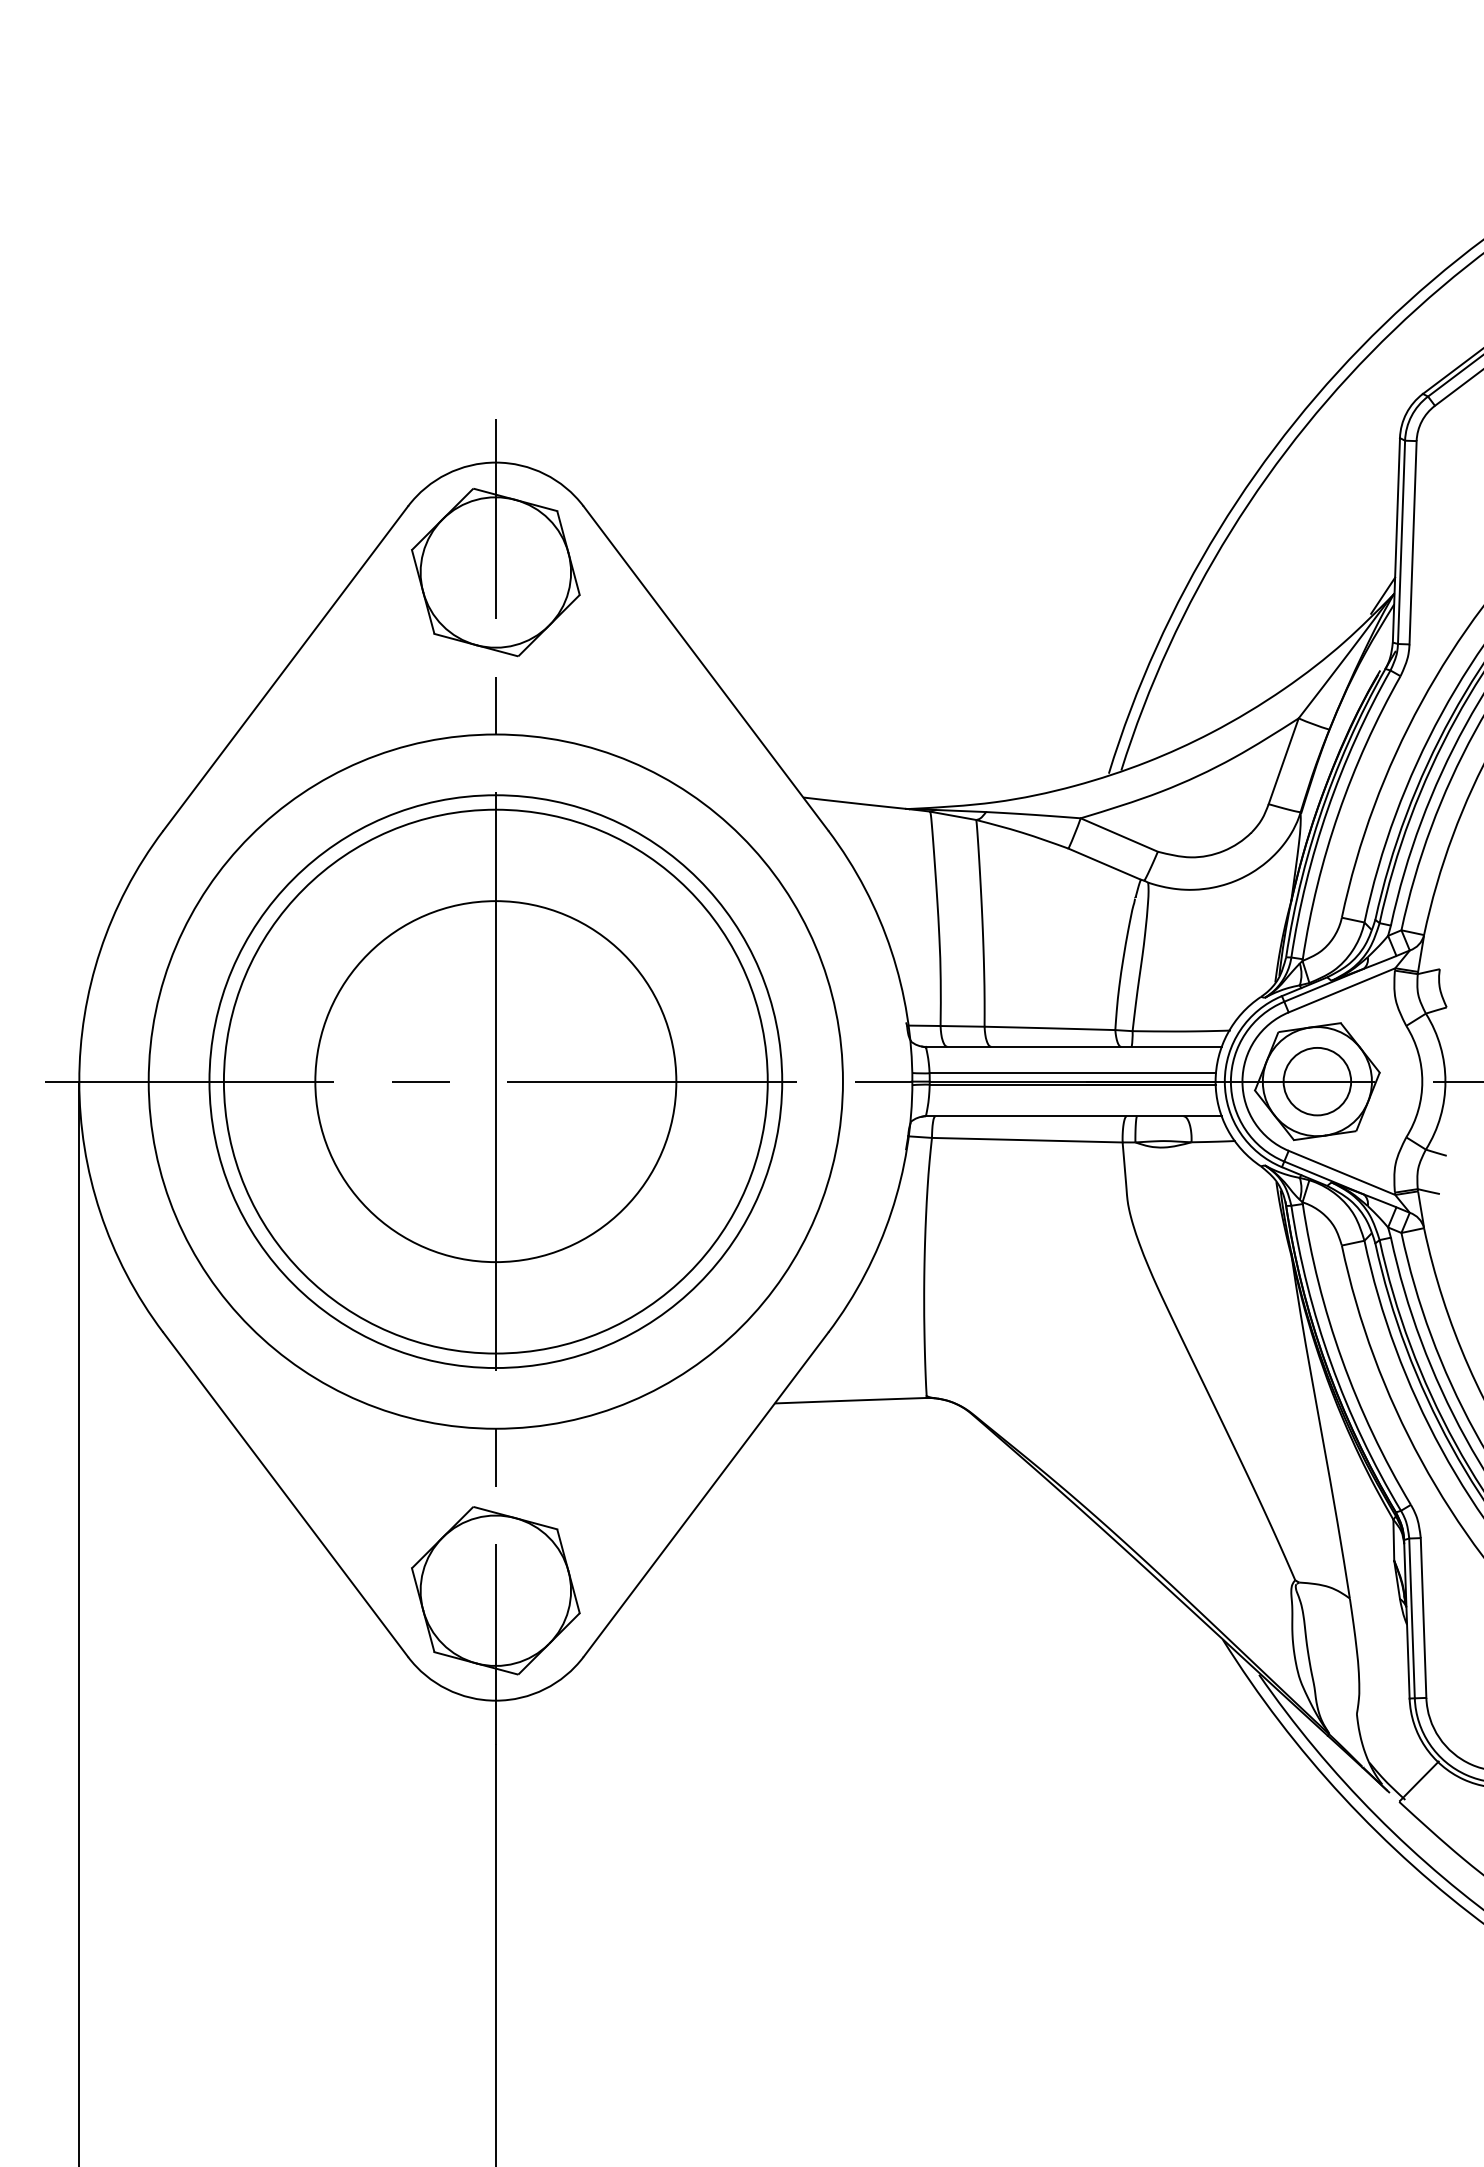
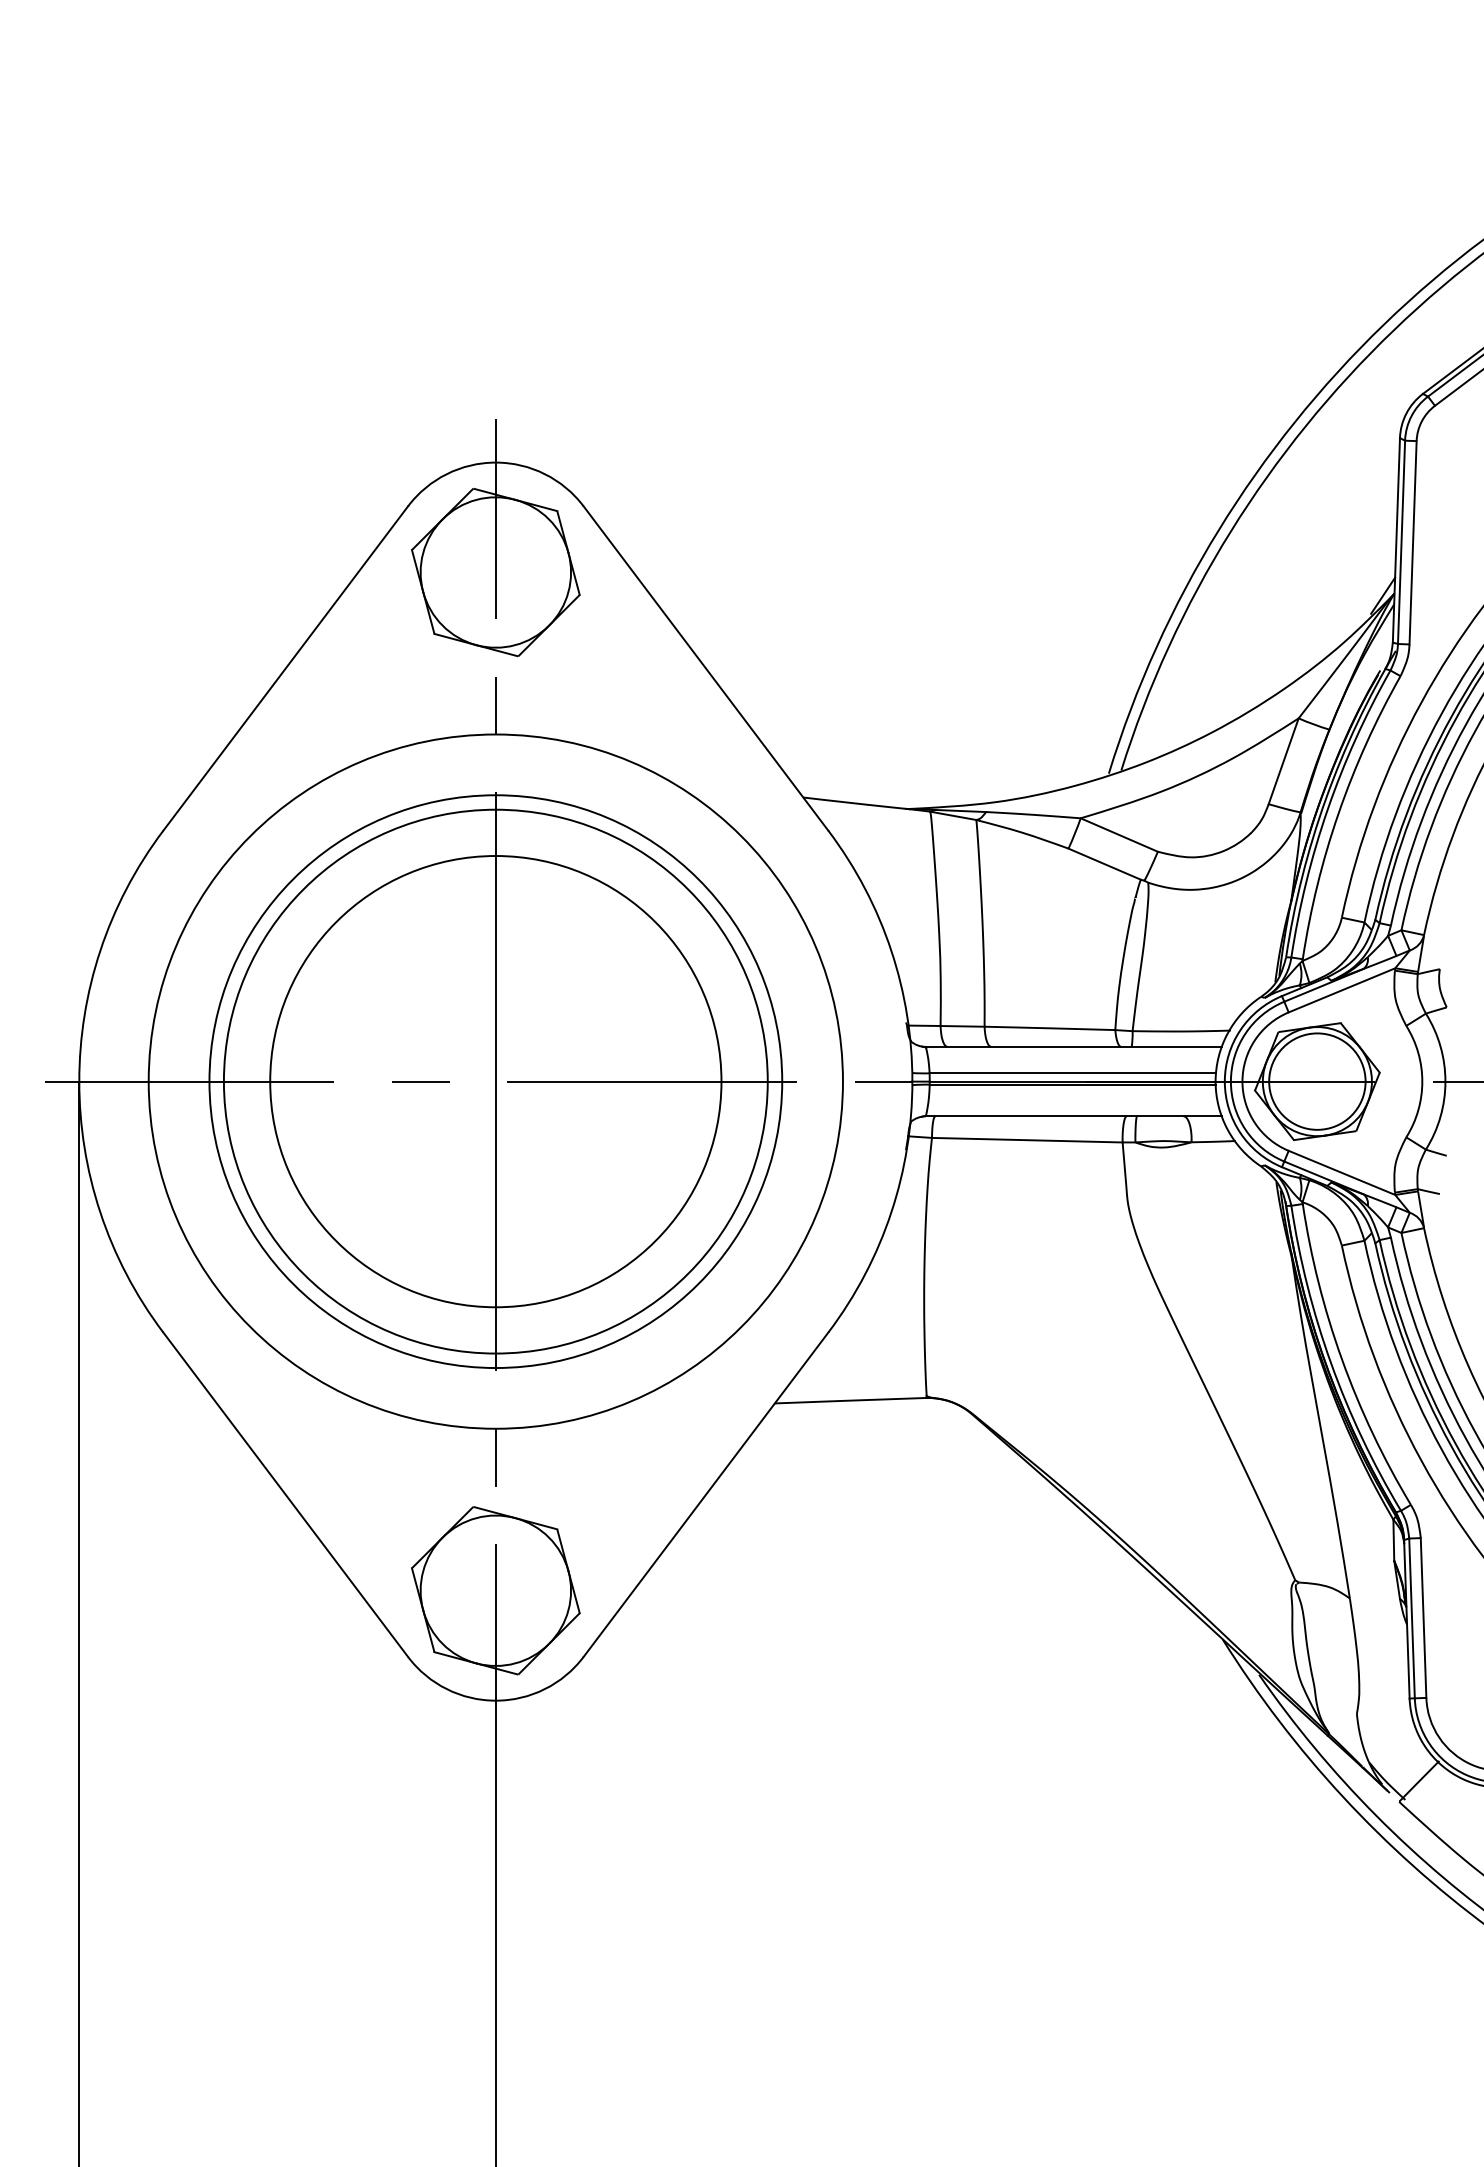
circle diameter: 361 px -> 451 px (495, 1081)
circle diameter: 68 px -> 96 px (1317, 1081)
